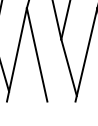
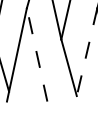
line: solid -> dashed (37, 54)
line: solid -> dashed (86, 54)
